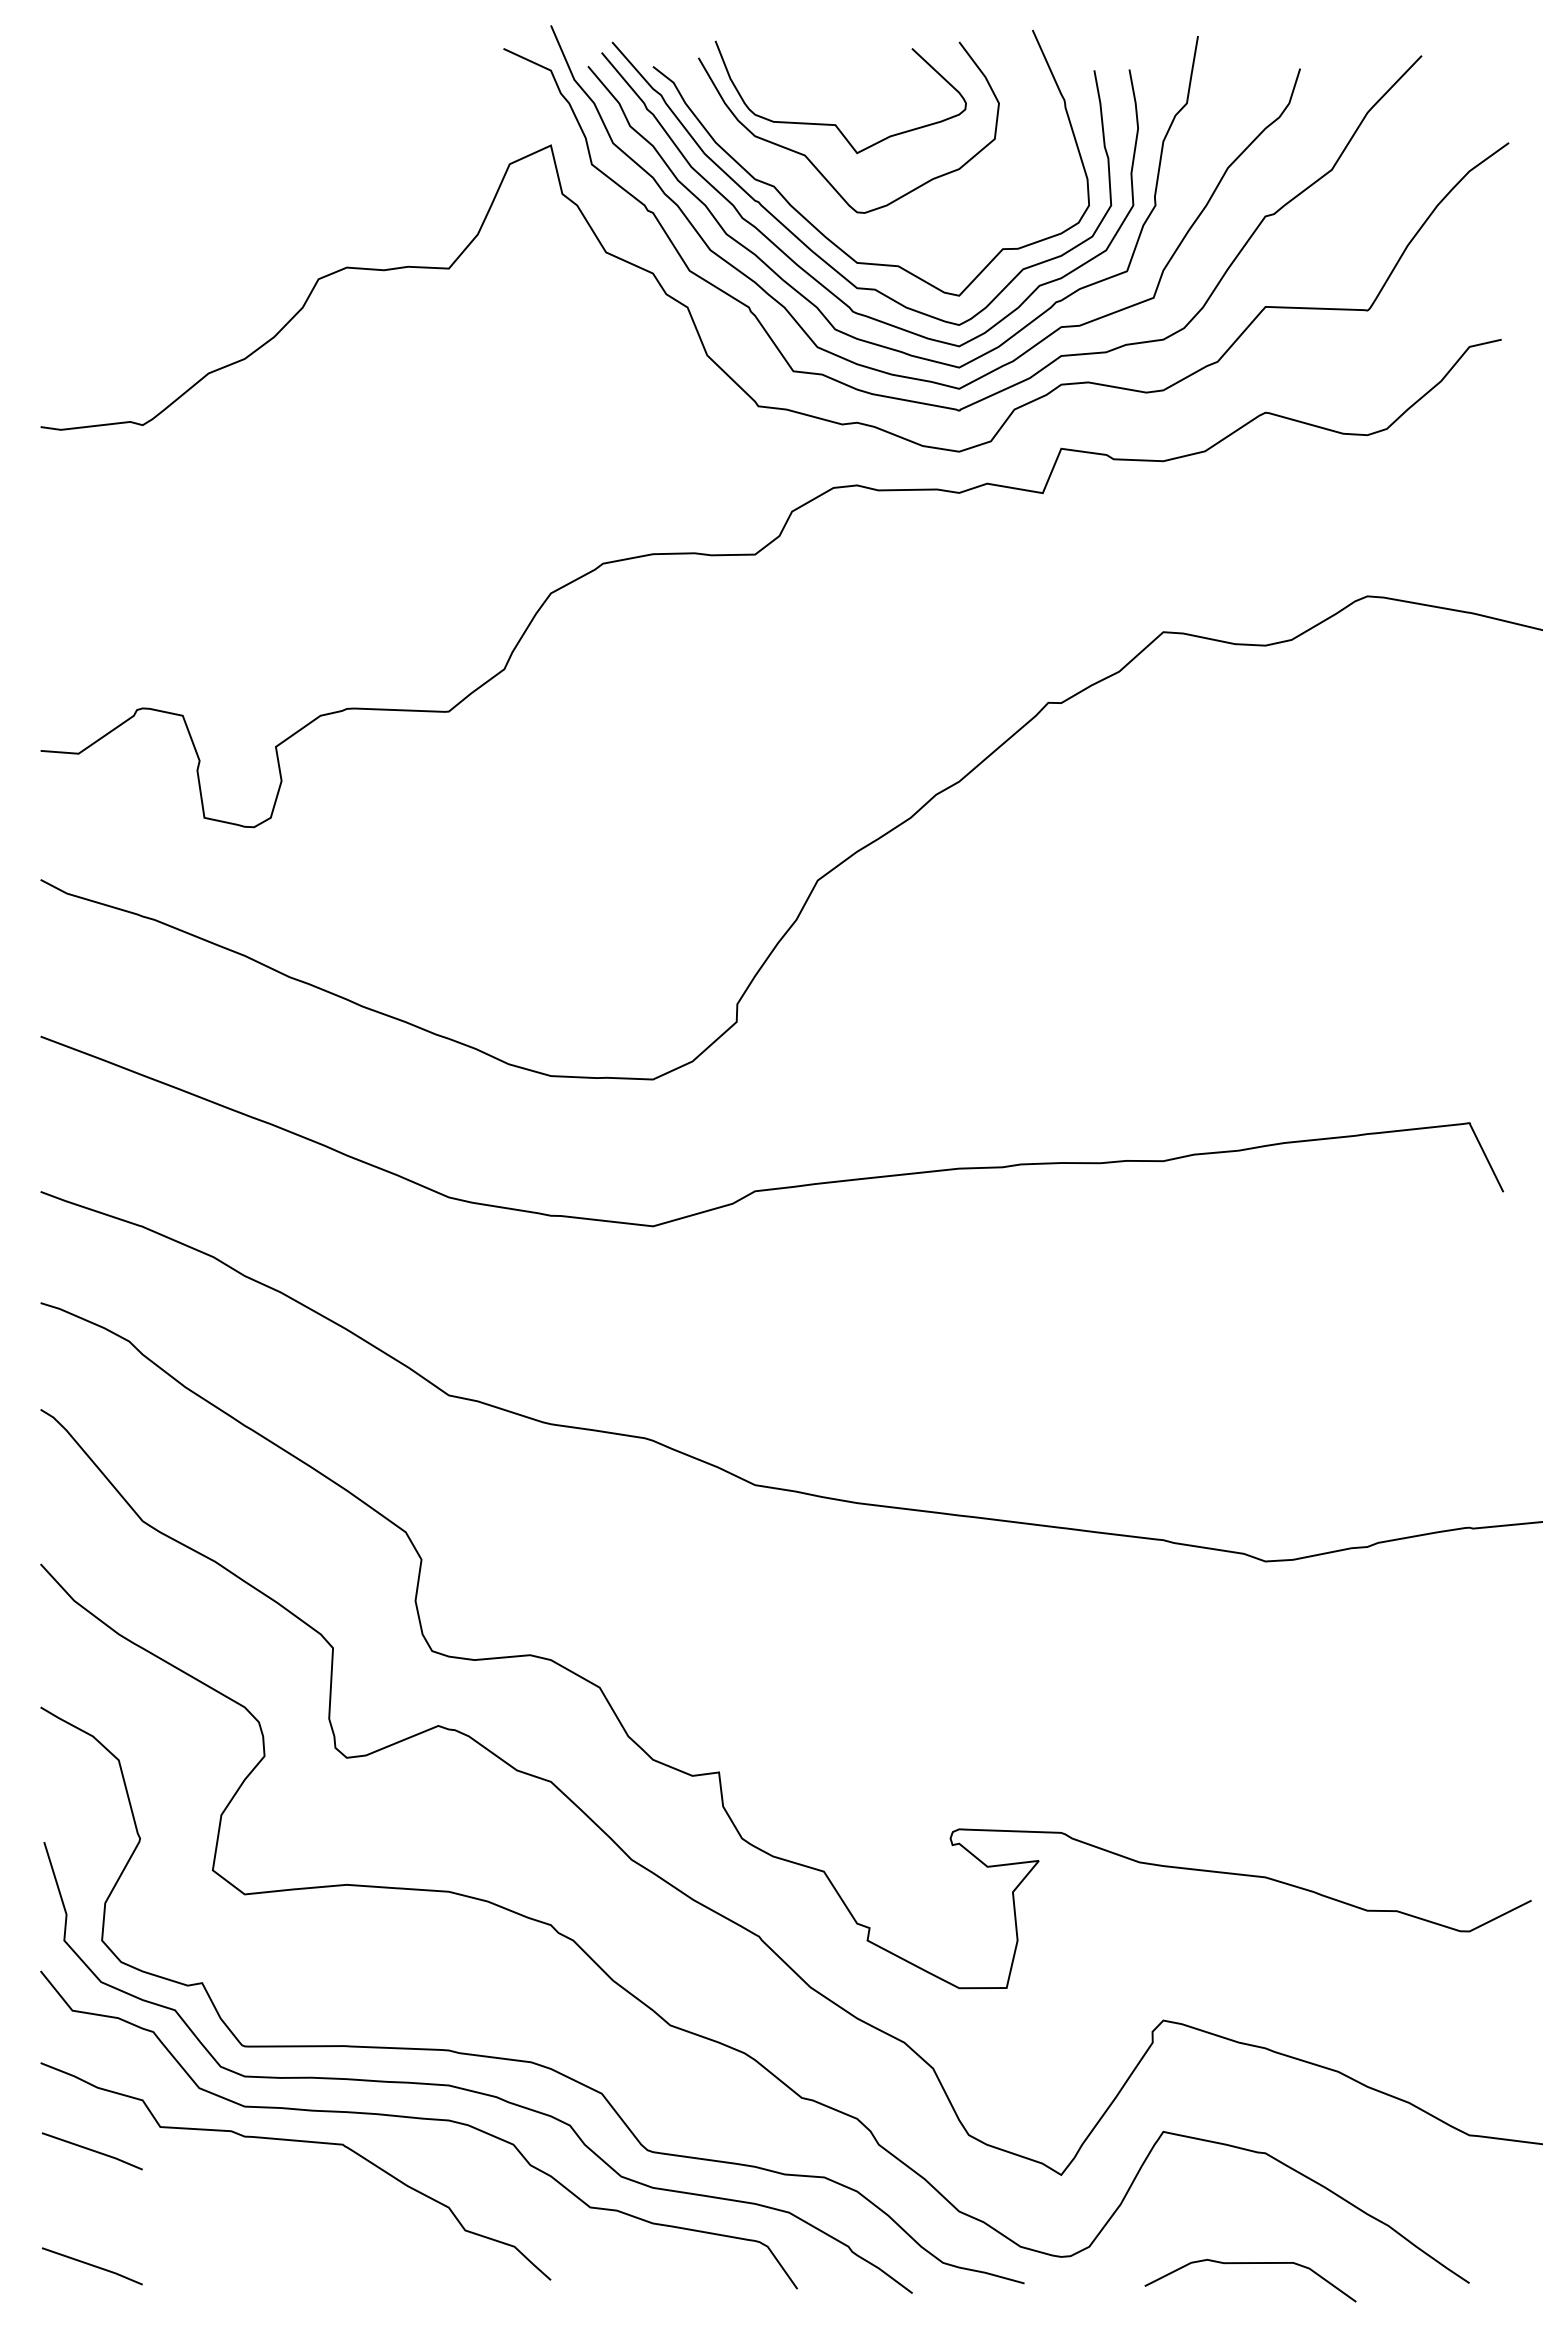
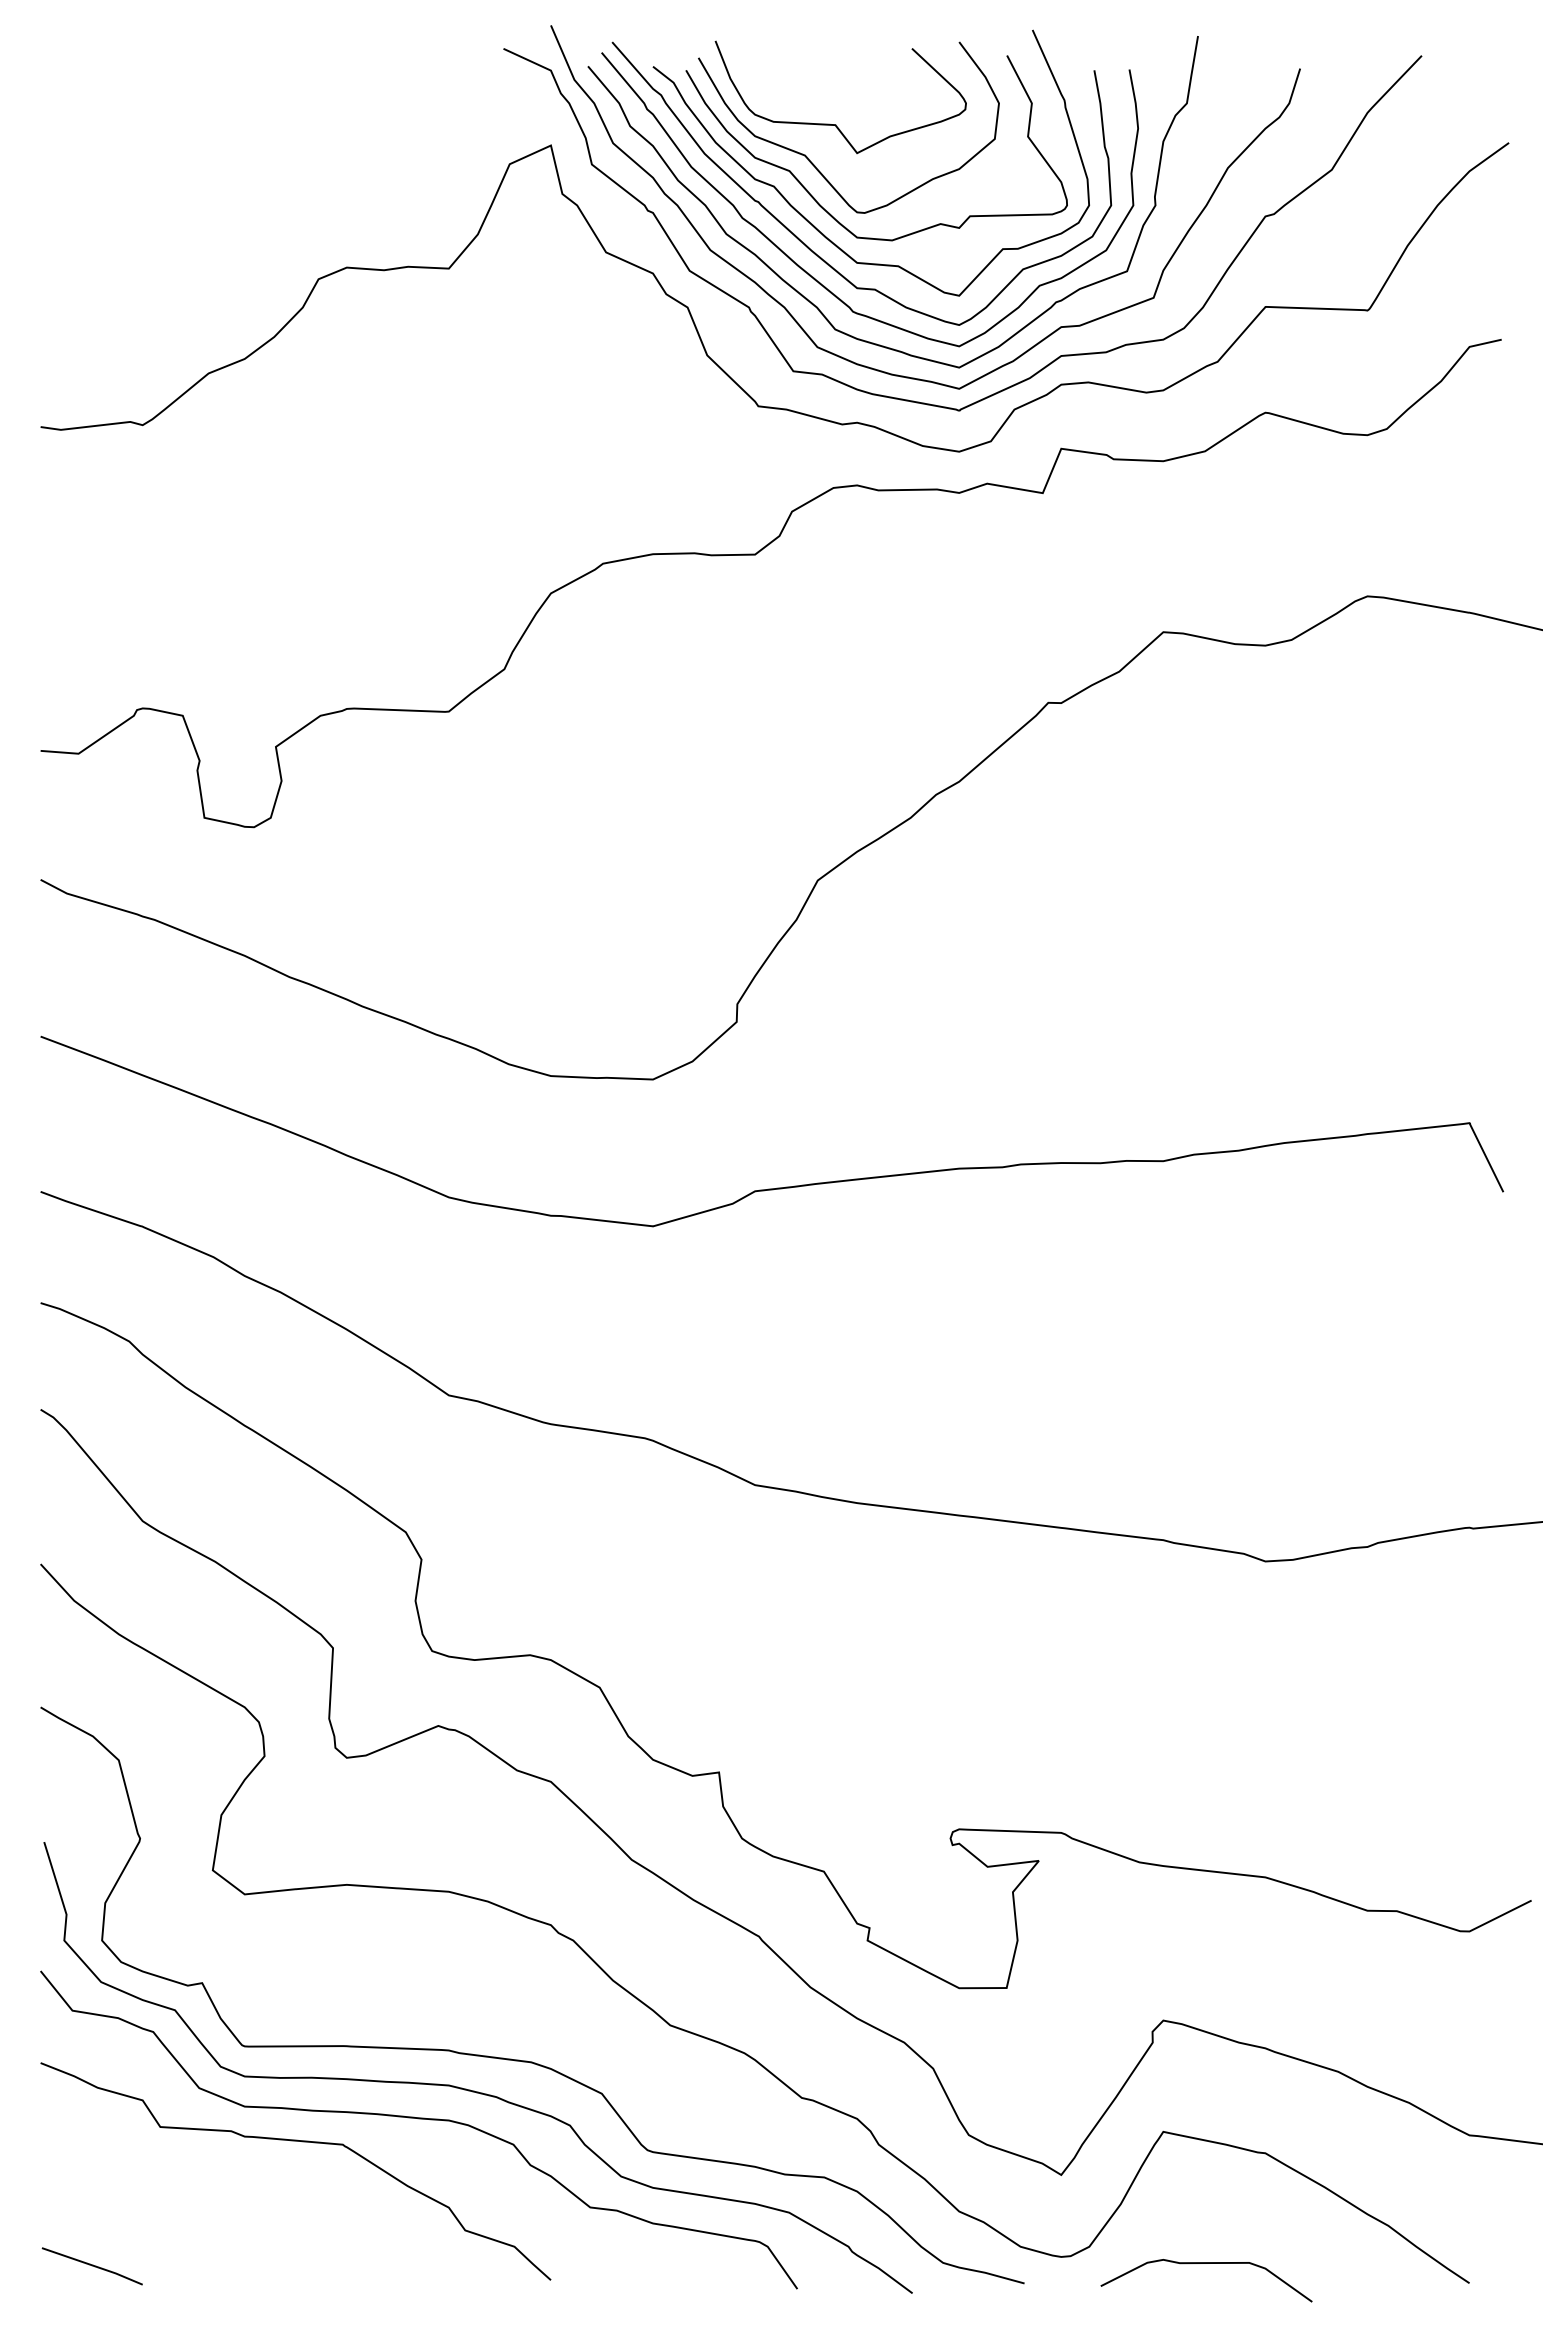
curve: none -> present (815, 198)
line: present -> none (91, 2150)
curve position: (1250, 2263) -> (1206, 2263) (1206, 2263)
